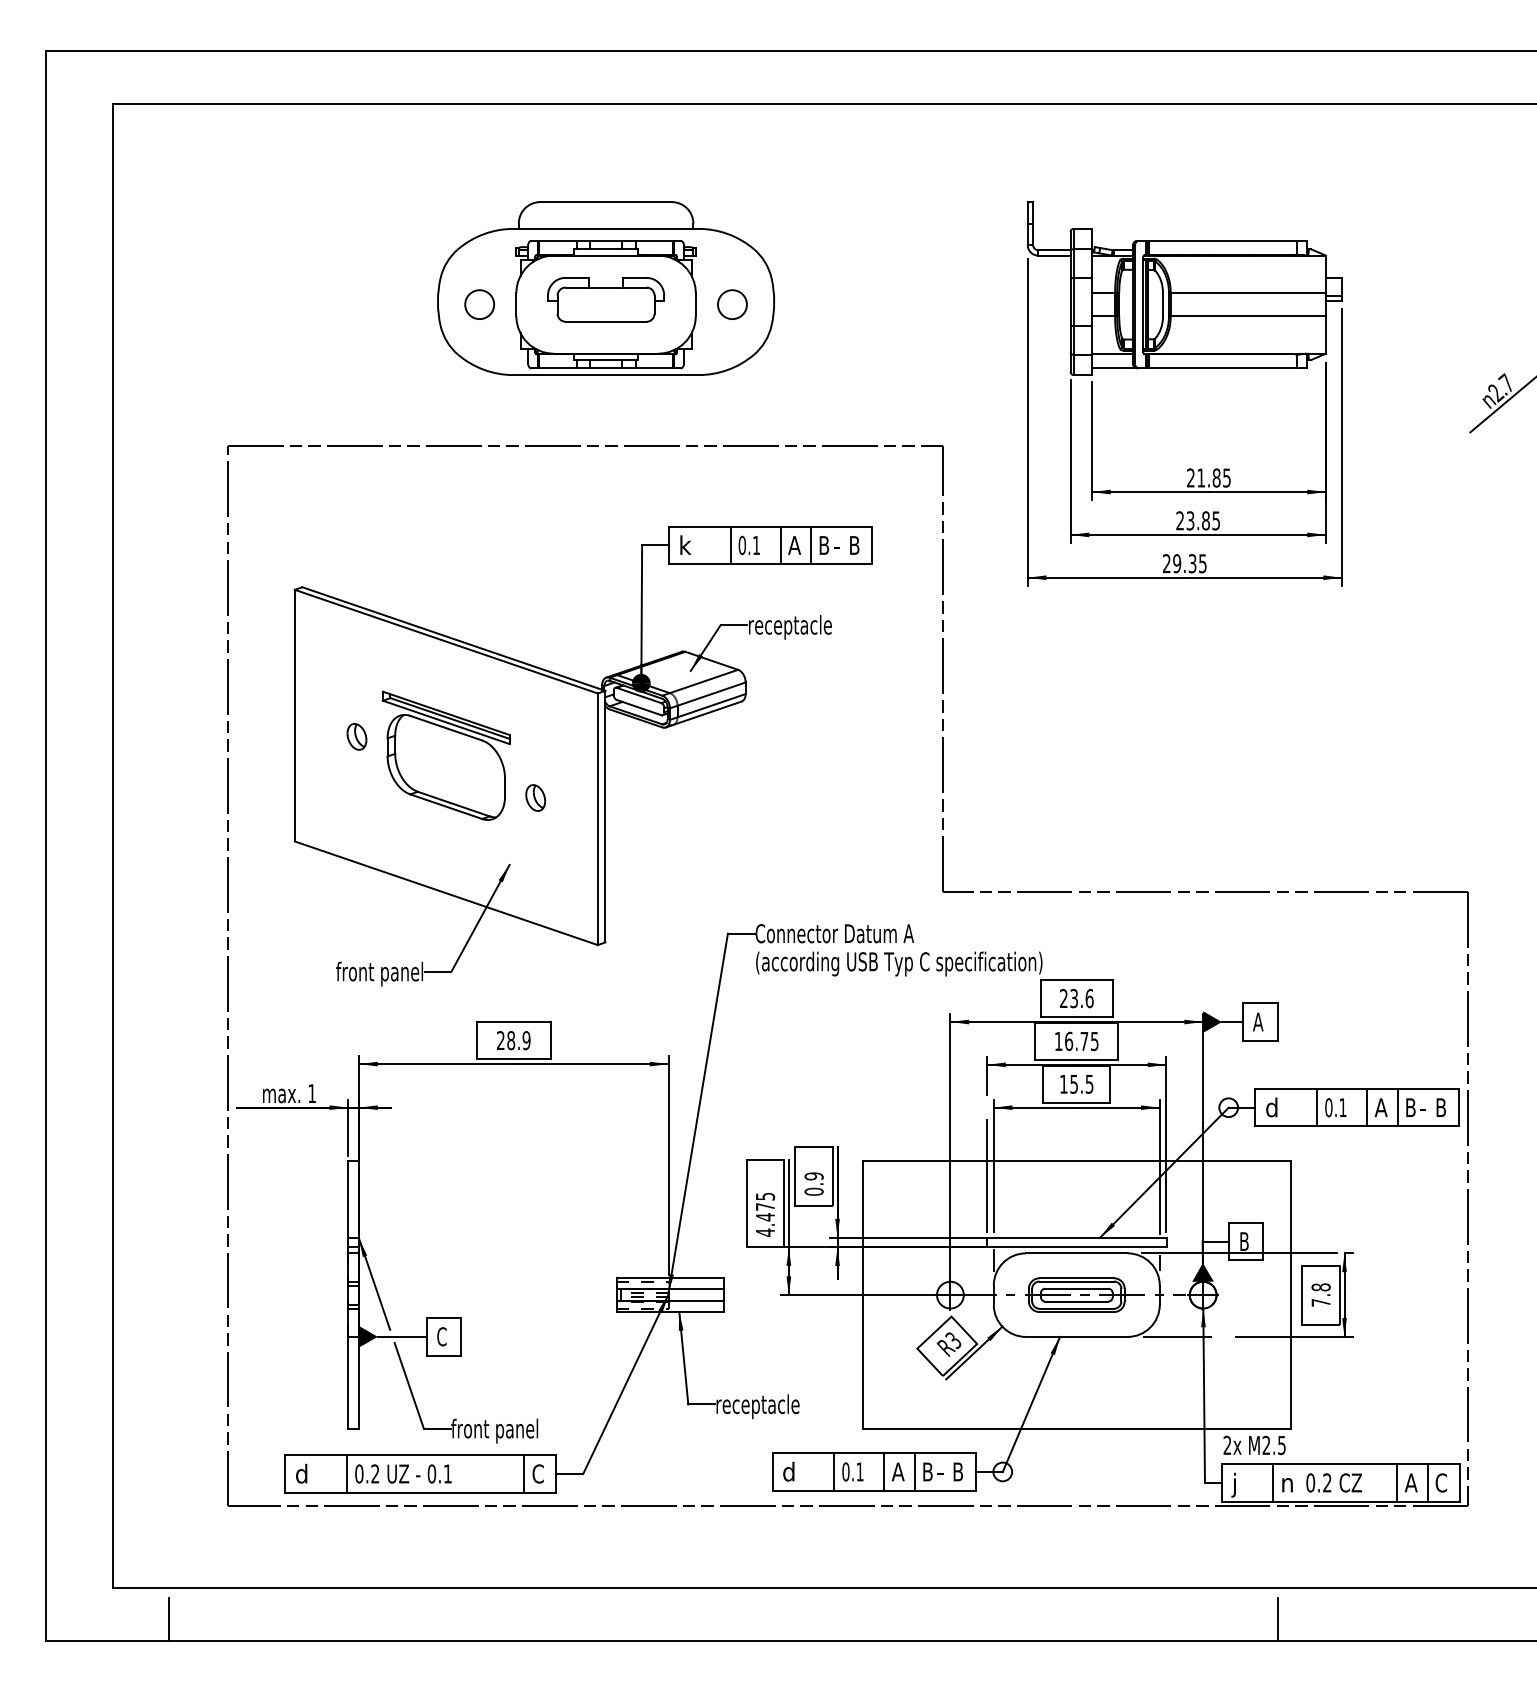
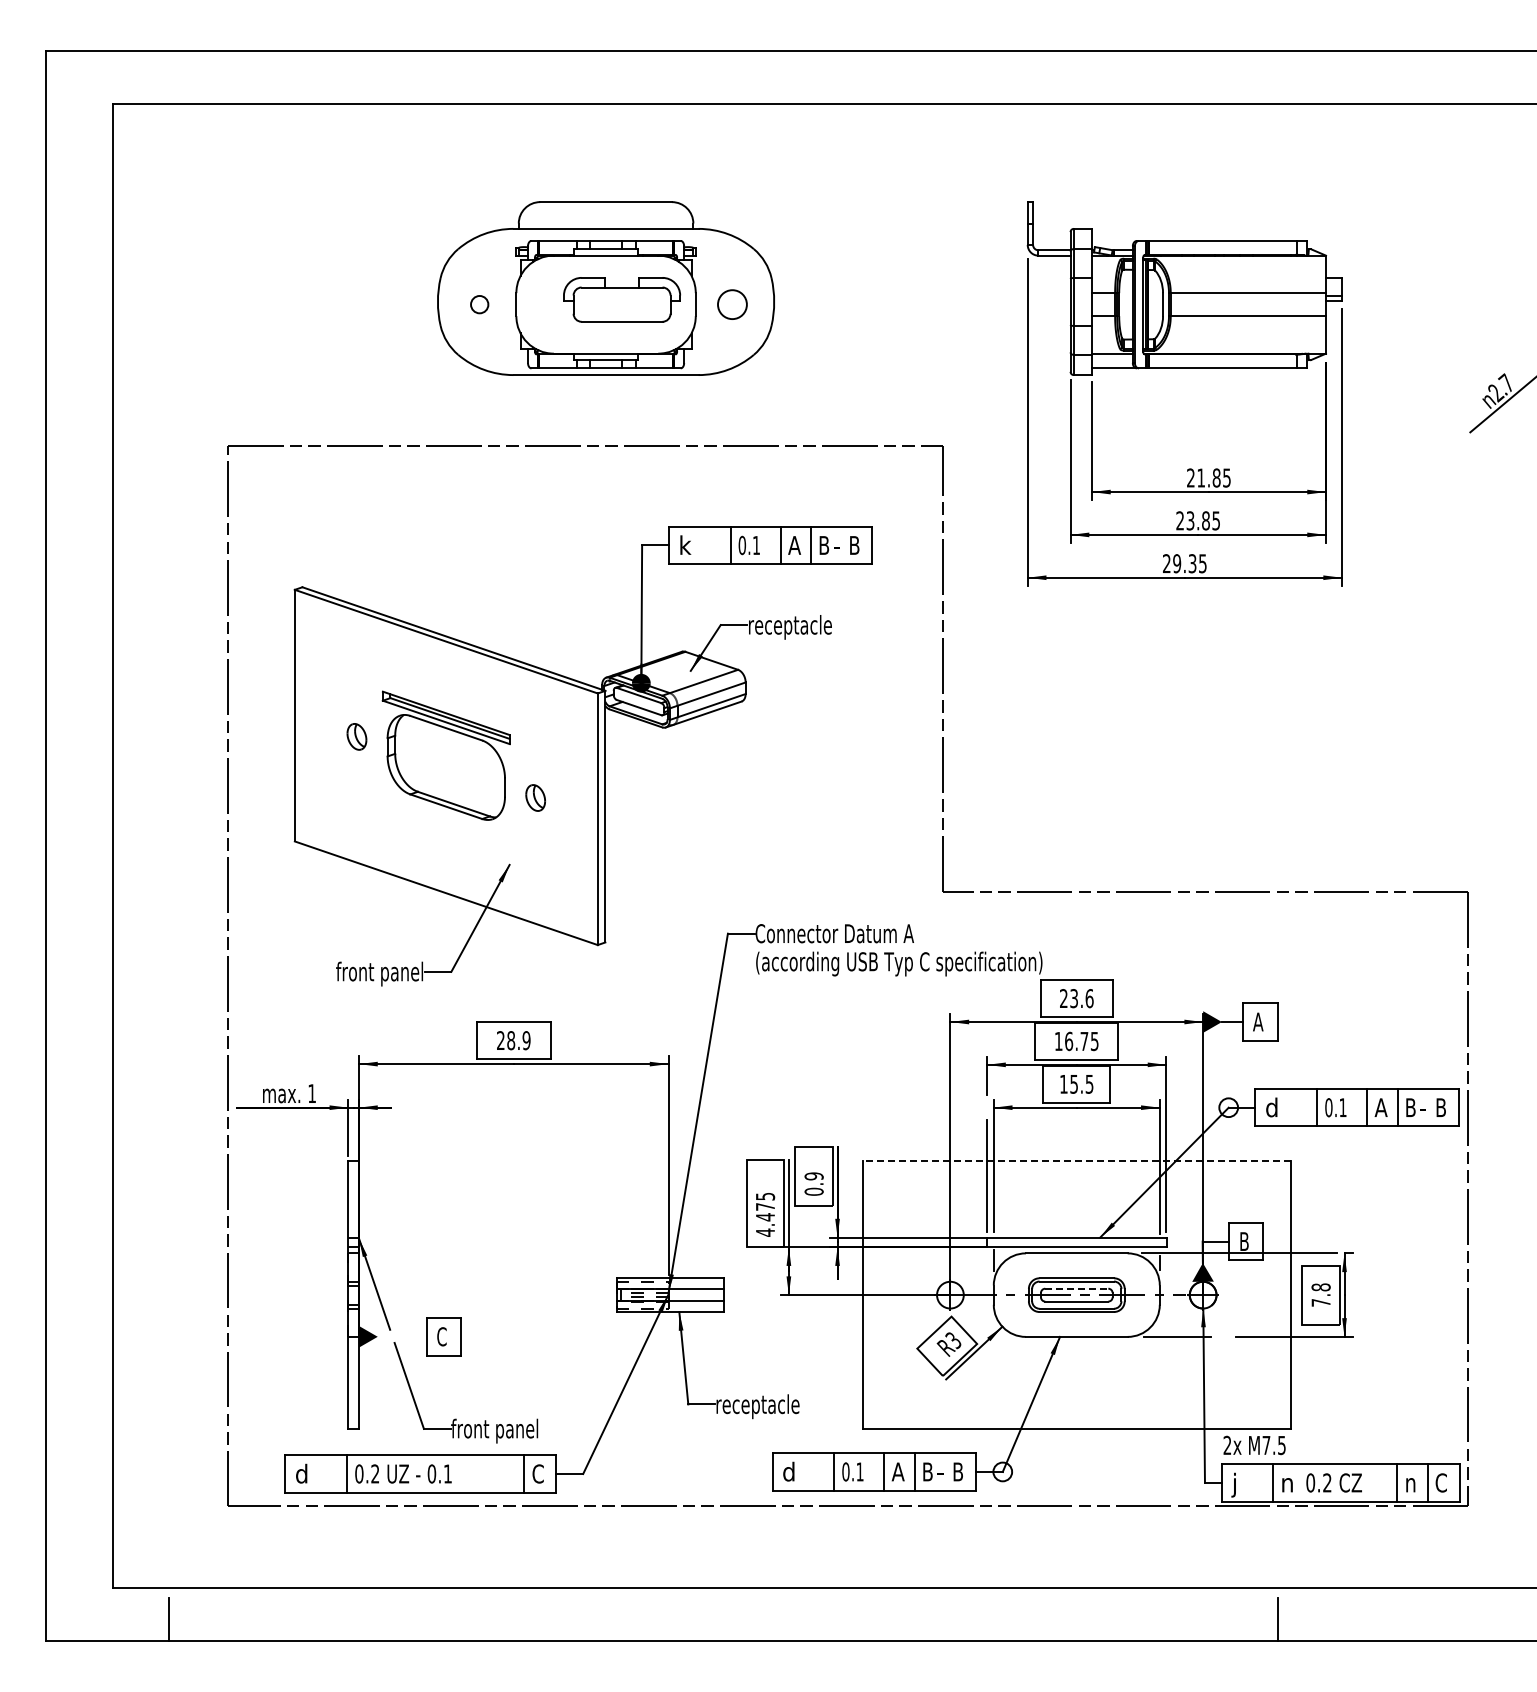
part position: (605, 299) -> (621, 299) (621, 299)
circle diameter: 29 px -> 17 px (479, 304)
line: solid -> dashed (1076, 1161)
line: solid -> dashed (1076, 1288)
line: present -> none (401, 1336)
text: M2.5 -> M7.5 (1266, 1444)
text: A -> n (1410, 1482)
